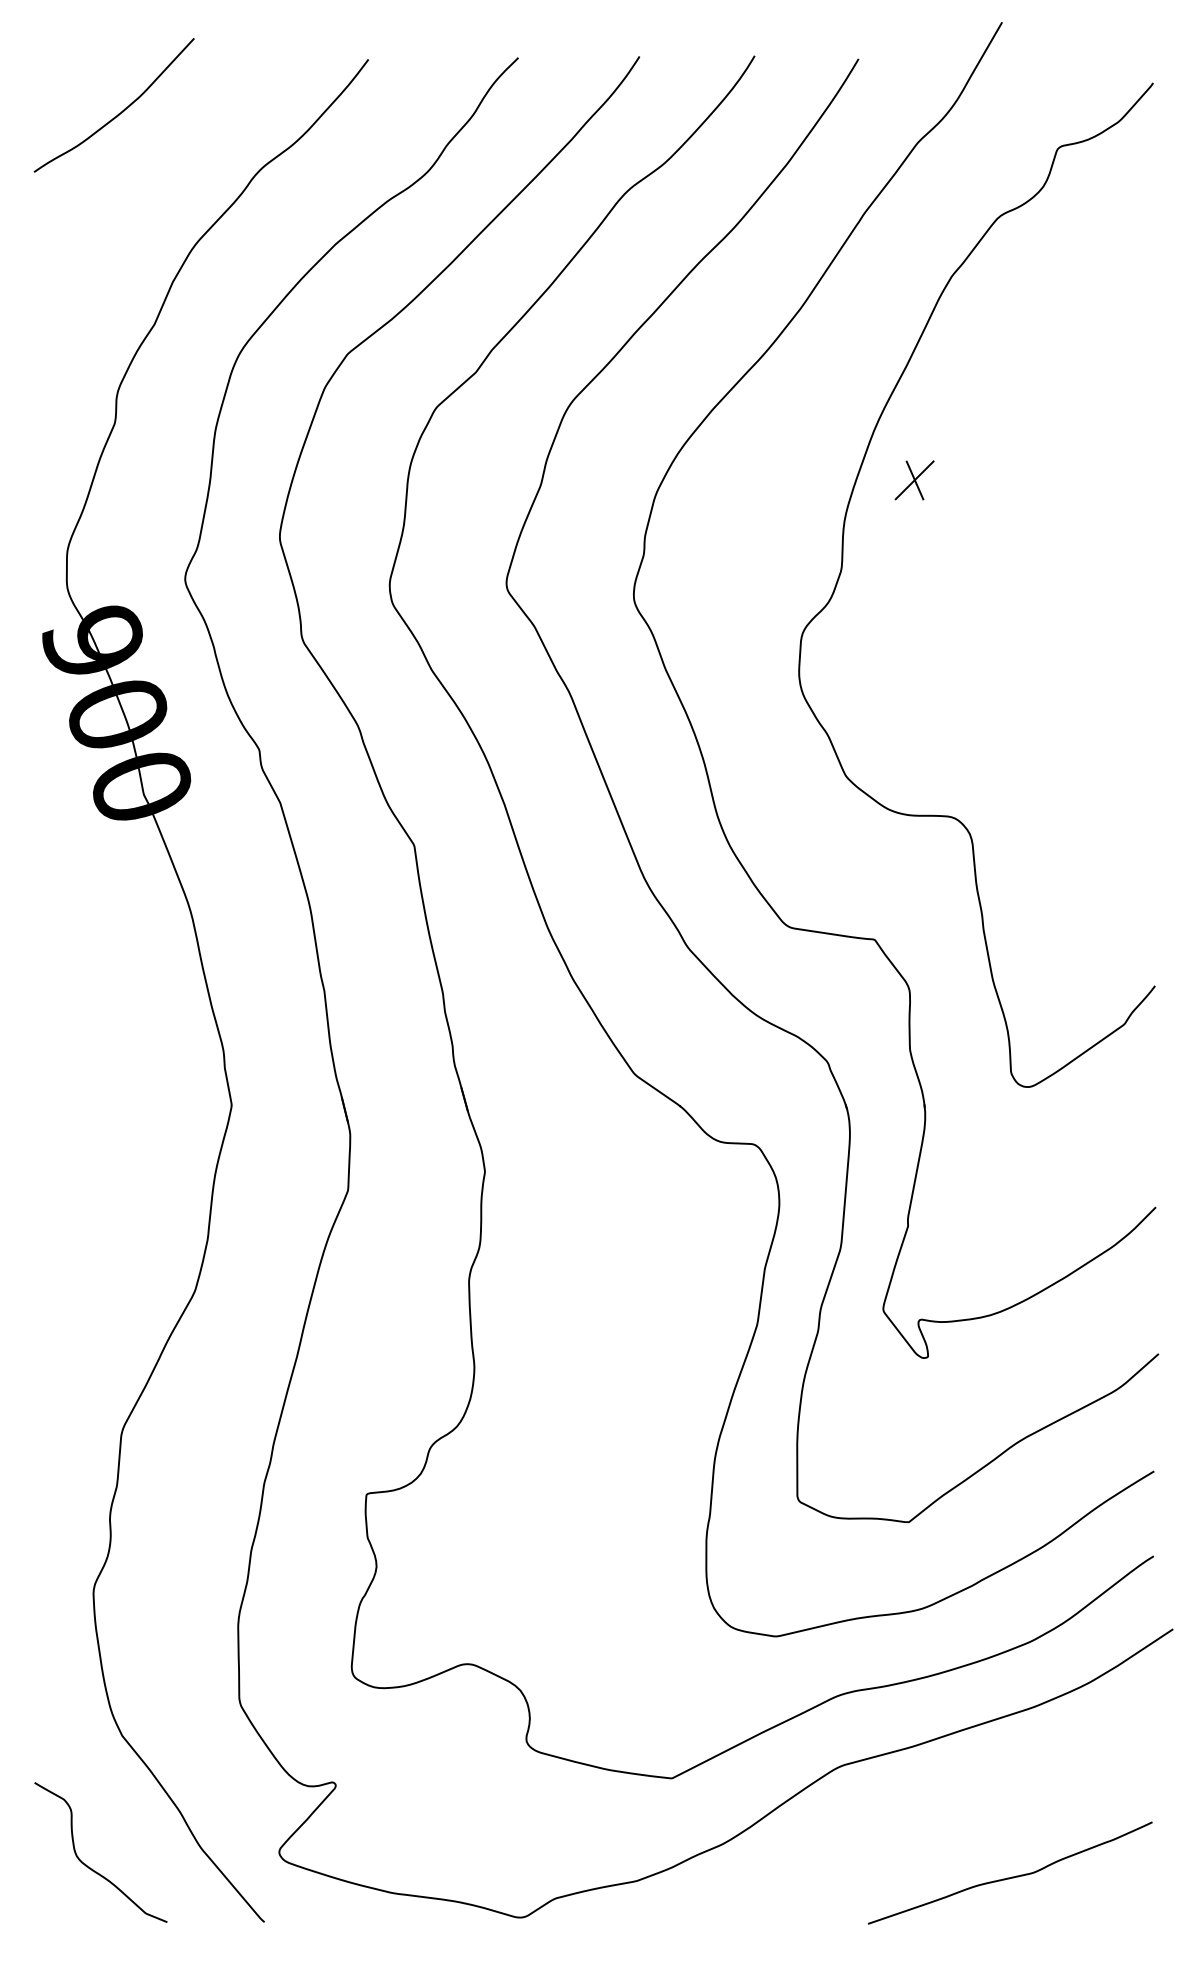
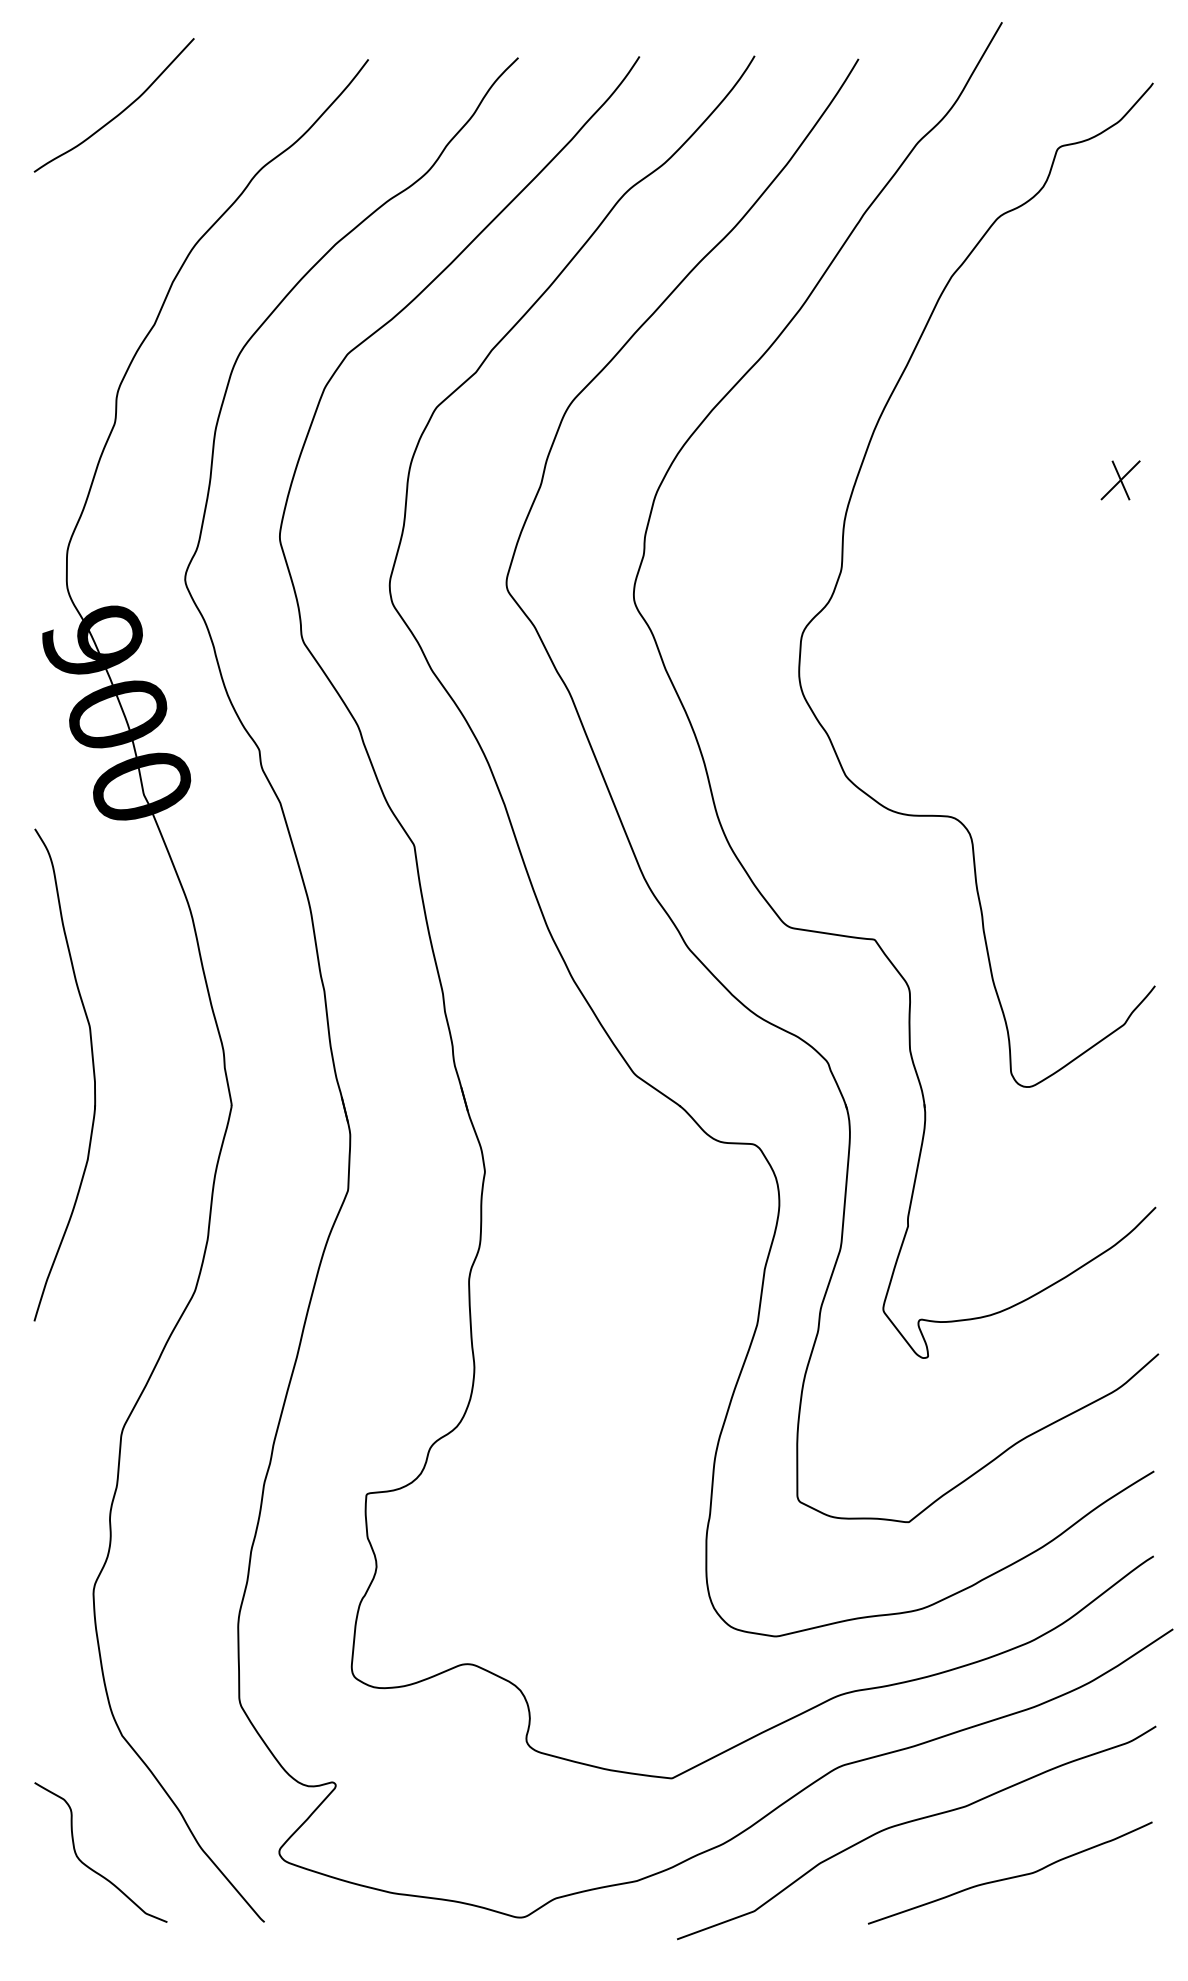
part position: (914, 480) -> (1120, 480) (1120, 480)
part: none -> present (92, 1068)
curve: none -> present (915, 1821)
